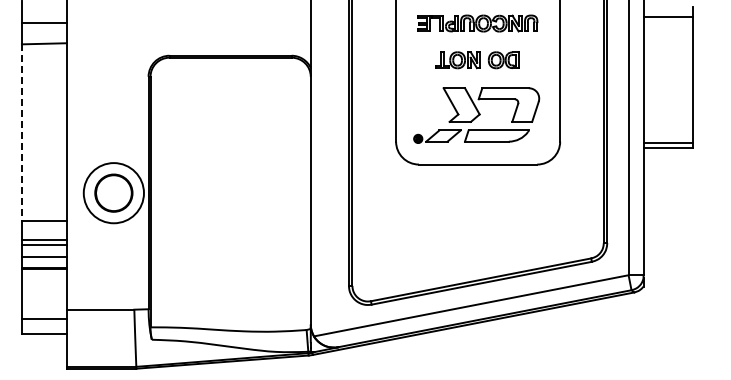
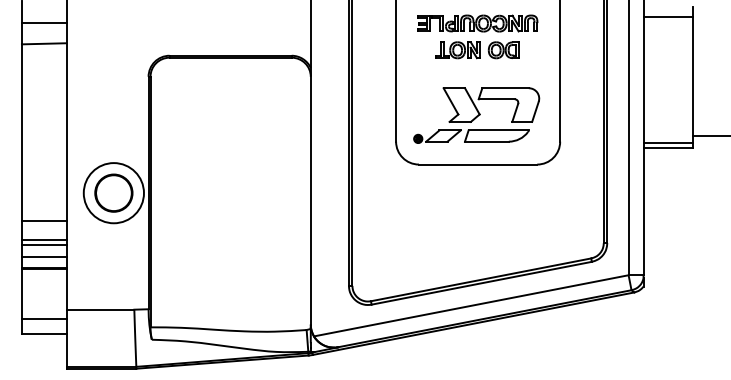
part position: (477, 60) -> (477, 50) (477, 50)
line: dashed -> solid (21, 133)
line: none -> present (710, 135)
